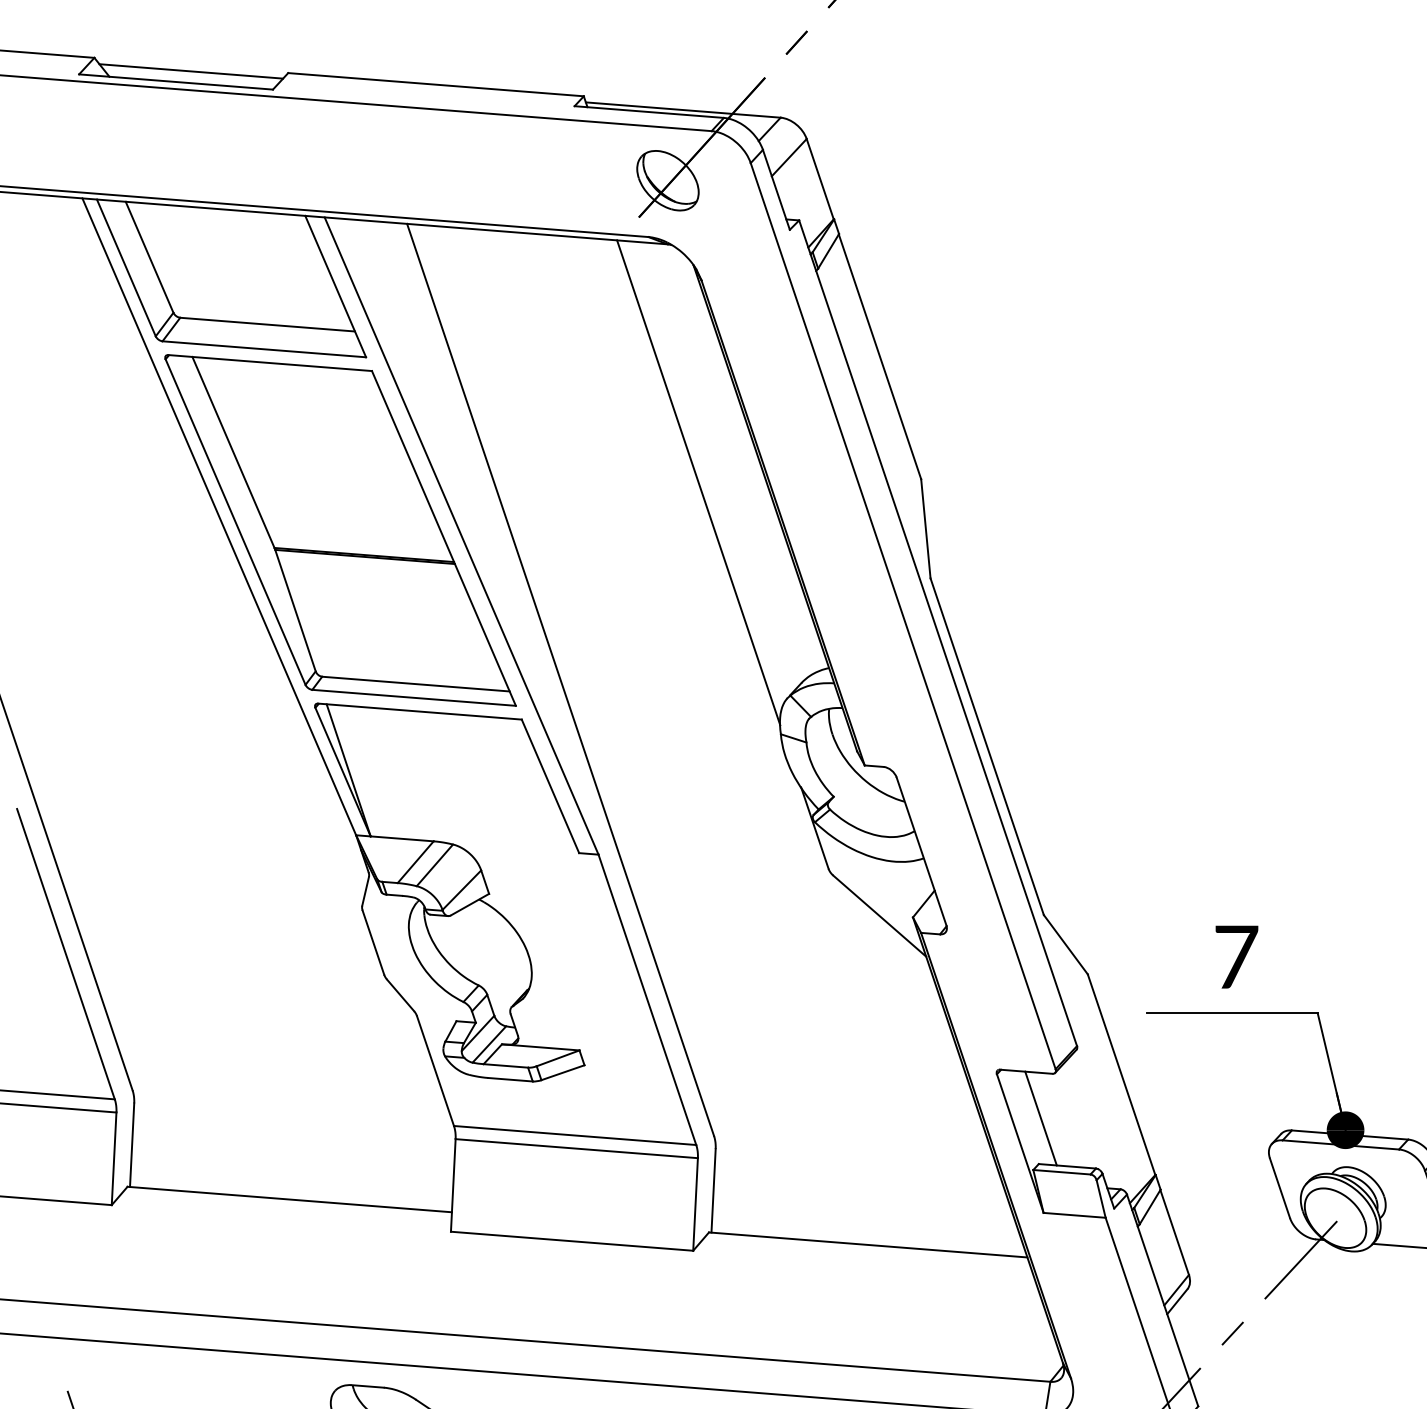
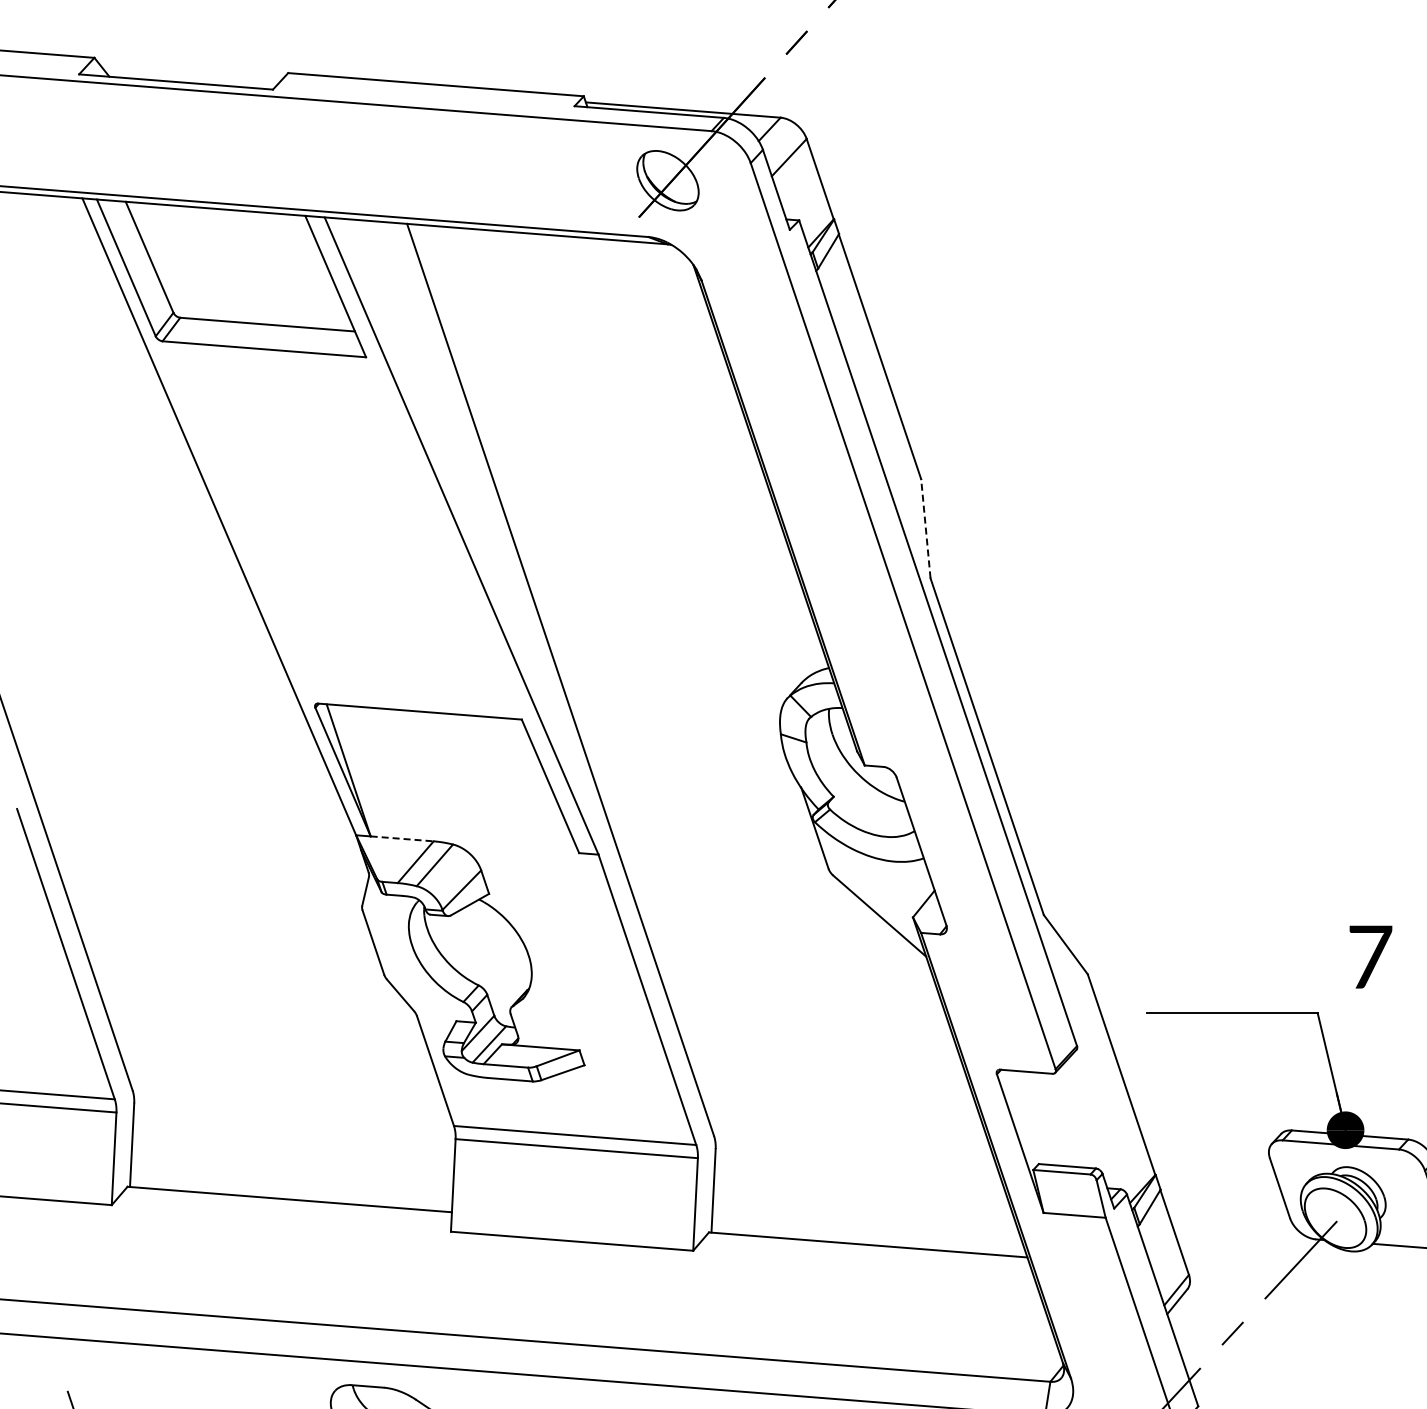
line: present -> none (191, 71)
line: present -> none (698, 482)
line: solid -> dashed (925, 528)
part: present -> none (340, 530)
line: solid -> dashed (402, 838)
text position: (1236, 956) -> (1370, 956) (1370, 956)
line: present -> none (1040, 1118)
